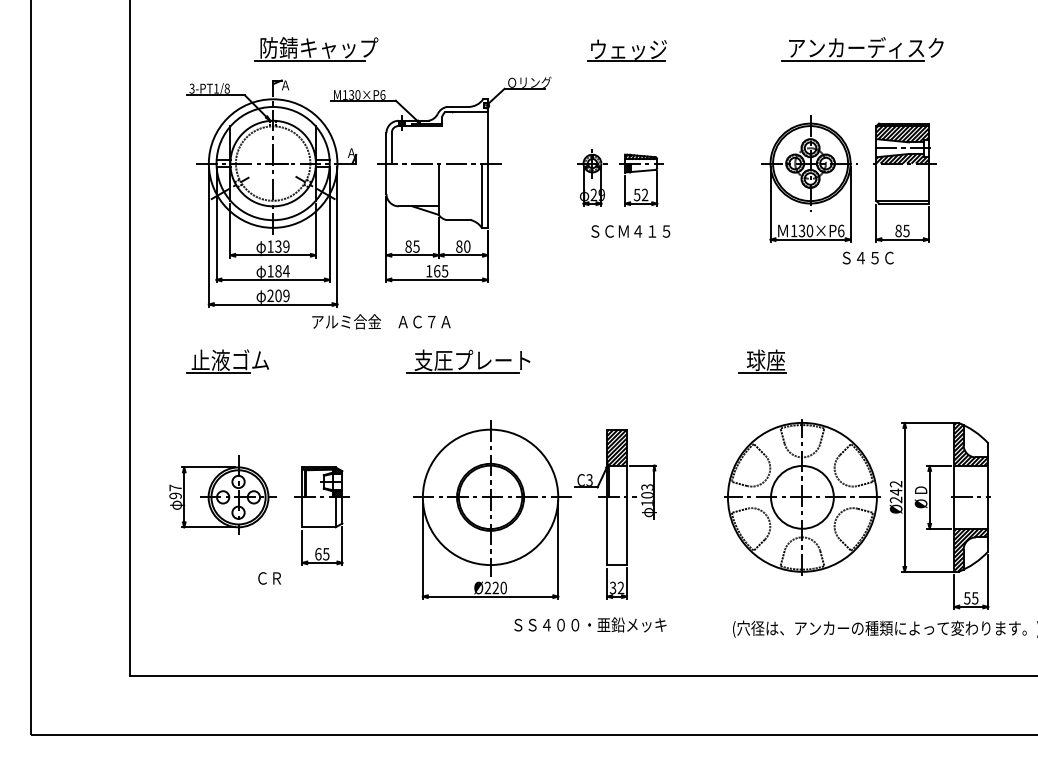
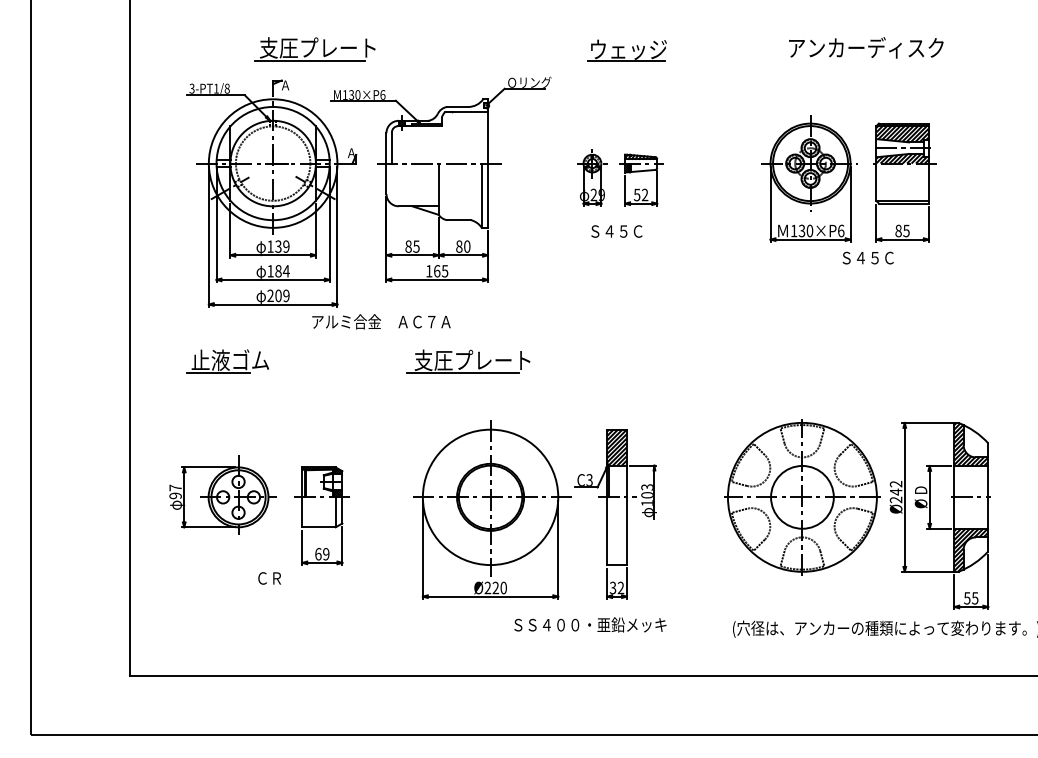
text: 防錆キャップ -> 支圧プレート (318, 47)
line: present -> none (852, 61)
text: ＳＣＭ４１５ -> Ｓ４５Ｃ (637, 231)
part: present -> none (762, 361)
text: 65 -> 69 (326, 554)
